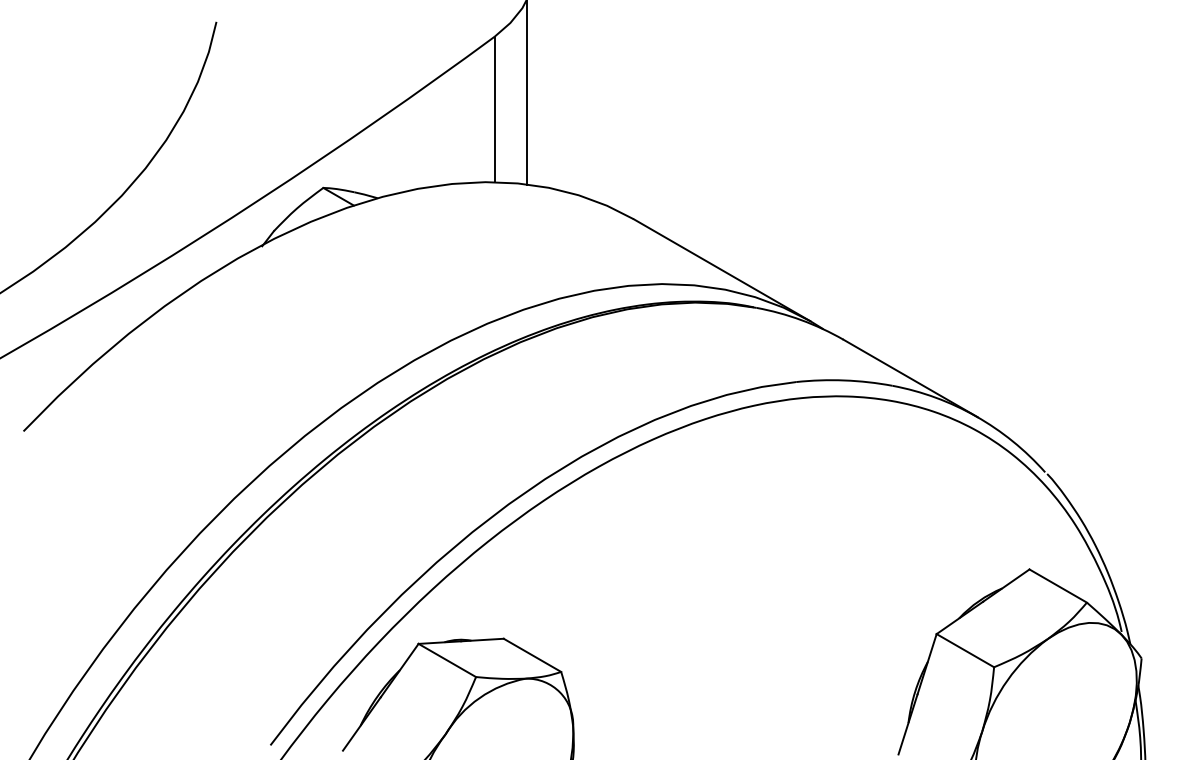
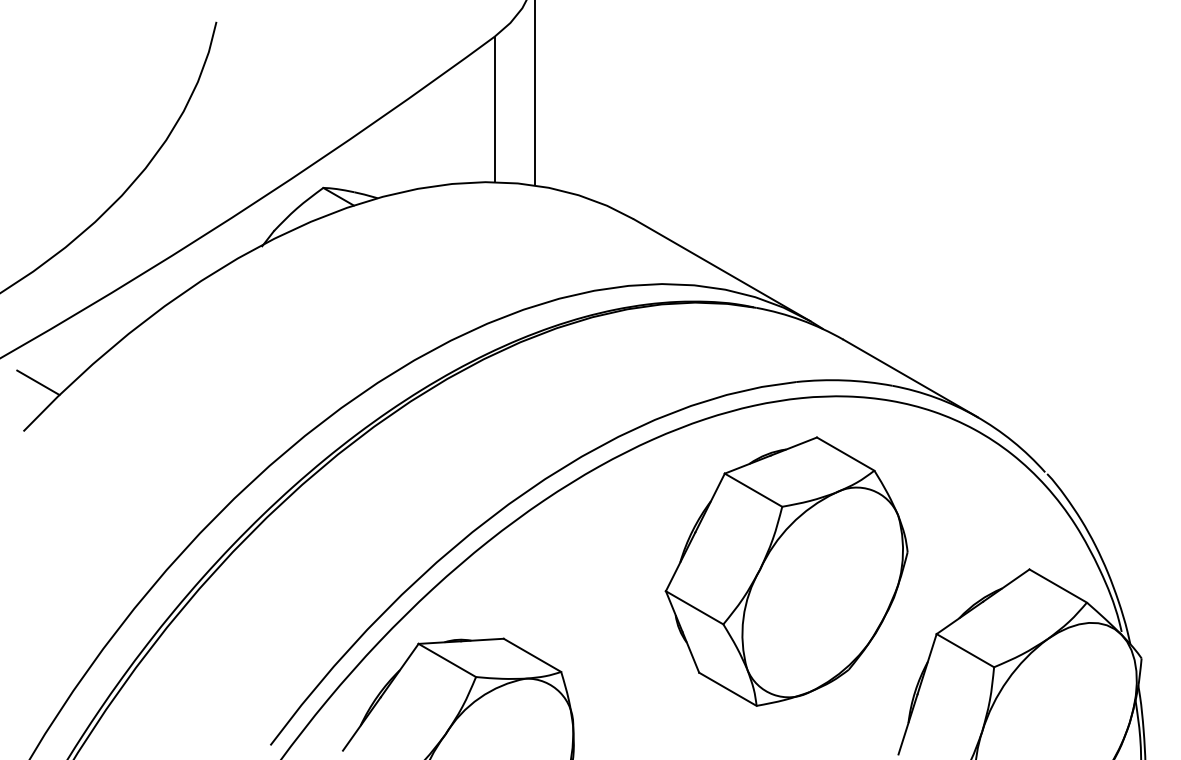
line position: (527, 93) -> (535, 93) (535, 93)
line: none -> present (38, 382)
part: none -> present (786, 571)
